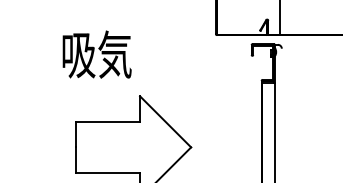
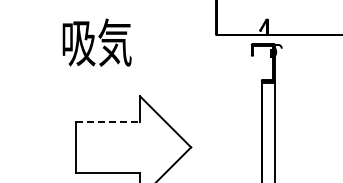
line: present -> none (279, 18)
text position: (96, 54) -> (96, 42) (96, 42)
line: solid -> dashed (108, 121)
